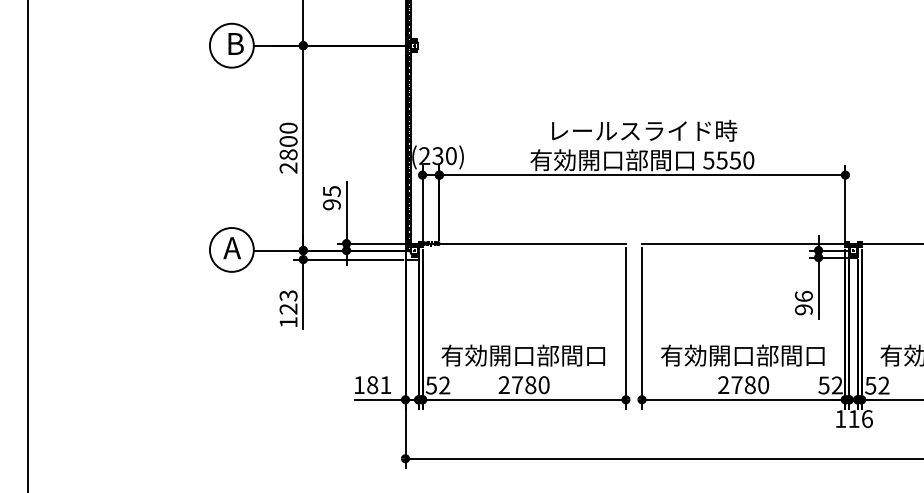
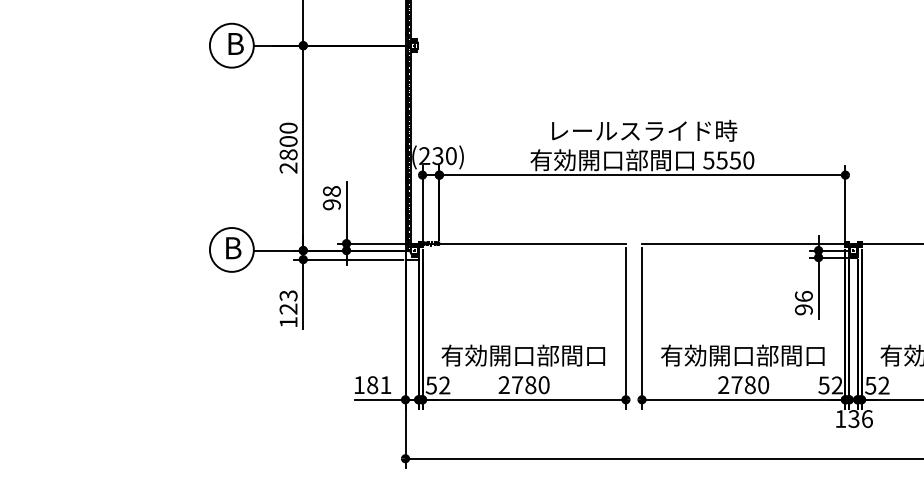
text: 95 -> 98 (331, 191)
line: present -> none (27, 245)
text: A -> B (232, 248)
text: 116 -> 136 (853, 419)
